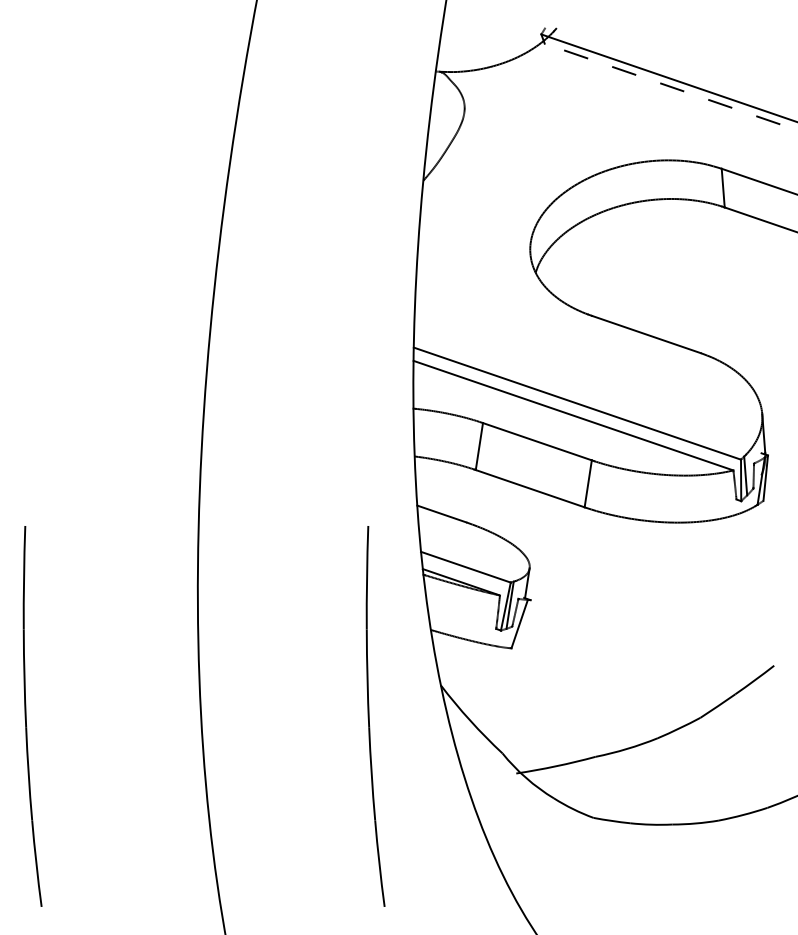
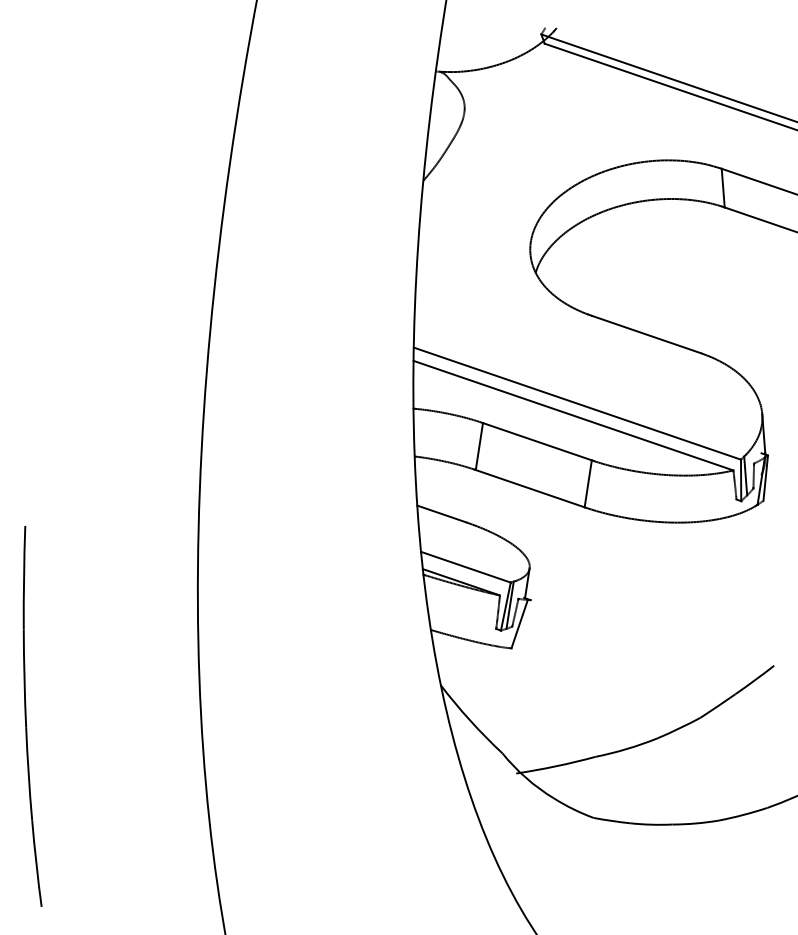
line: dashed -> solid (671, 87)
part: present -> none (375, 716)
